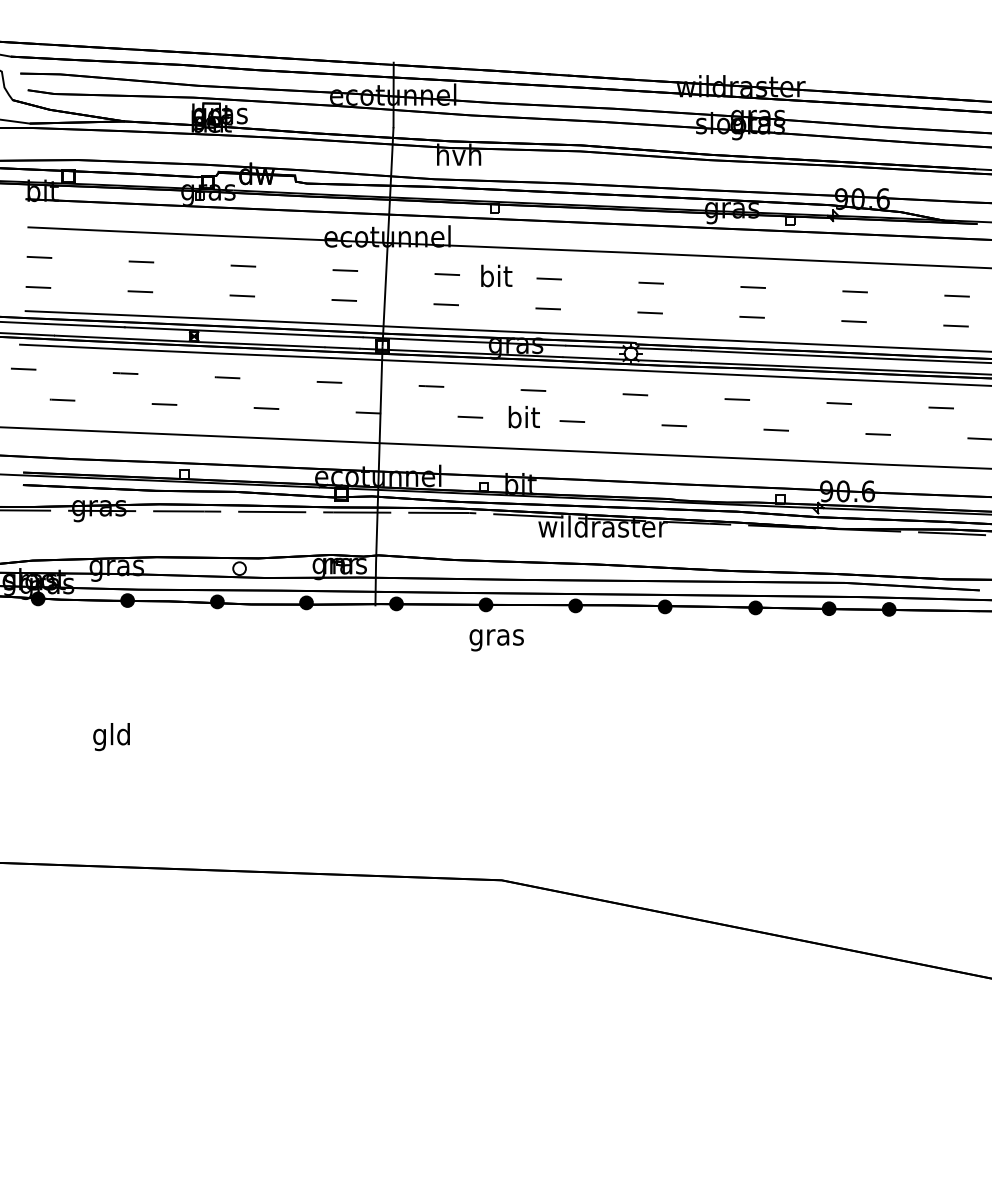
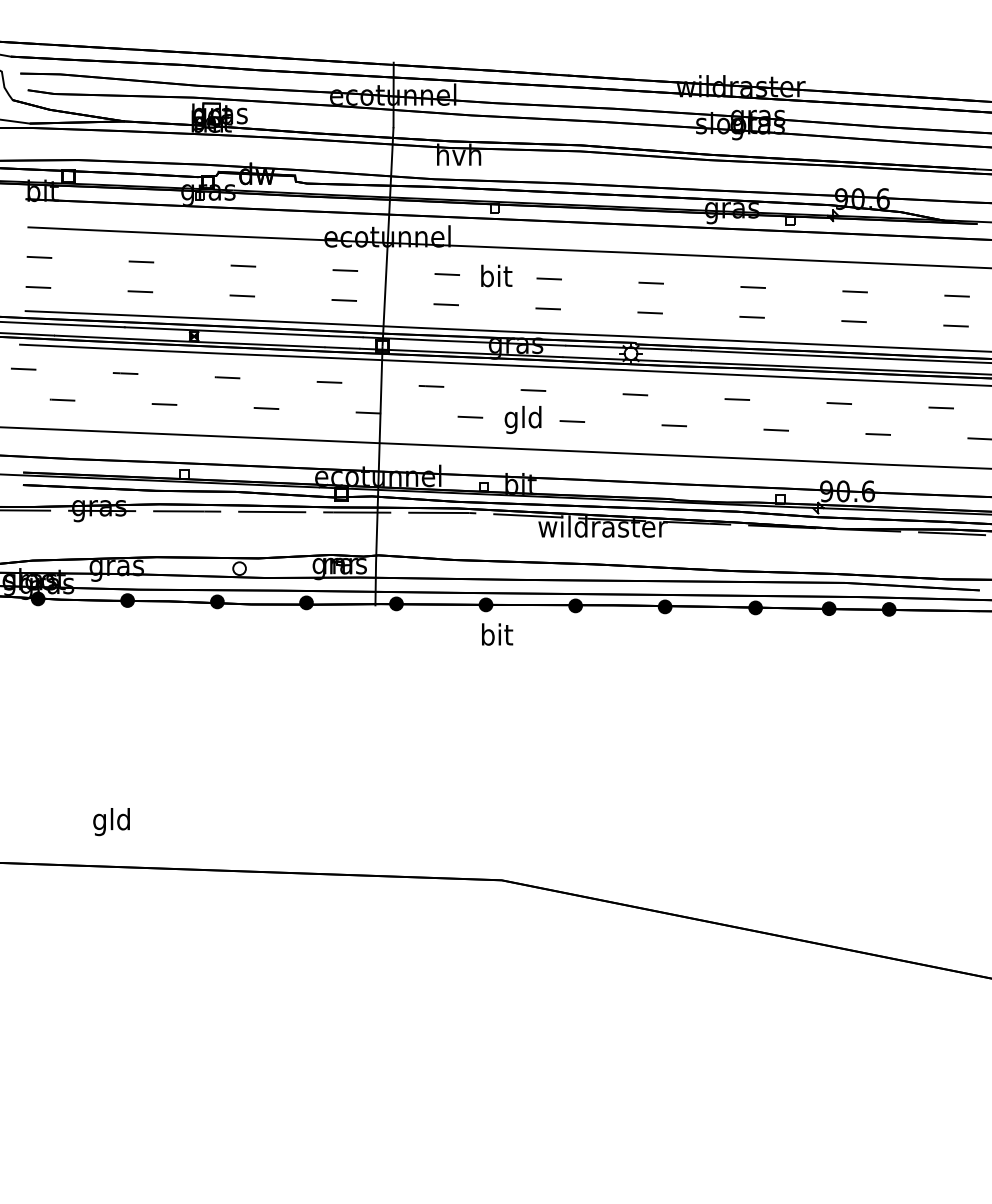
text: bit -> gld (522, 420)
text: gras -> bit (496, 637)
text position: (111, 737) -> (111, 822) (111, 822)
